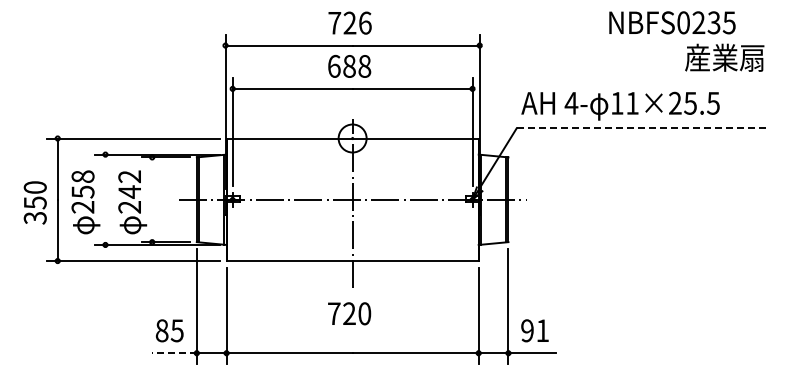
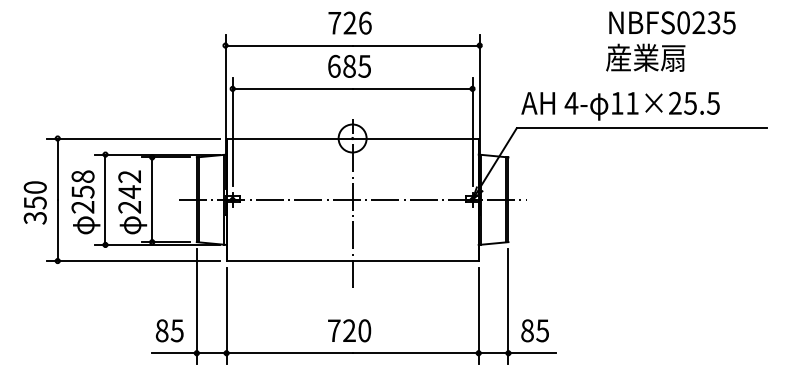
text position: (724, 57) -> (645, 57) (645, 57)
text: 688 -> 685 (364, 66)
line: dashed -> solid (642, 128)
line: none -> present (105, 199)
line: none -> present (152, 199)
text position: (349, 313) -> (349, 330) (349, 330)
text: 91 -> 85 (534, 330)
line: dashed -> solid (174, 353)
